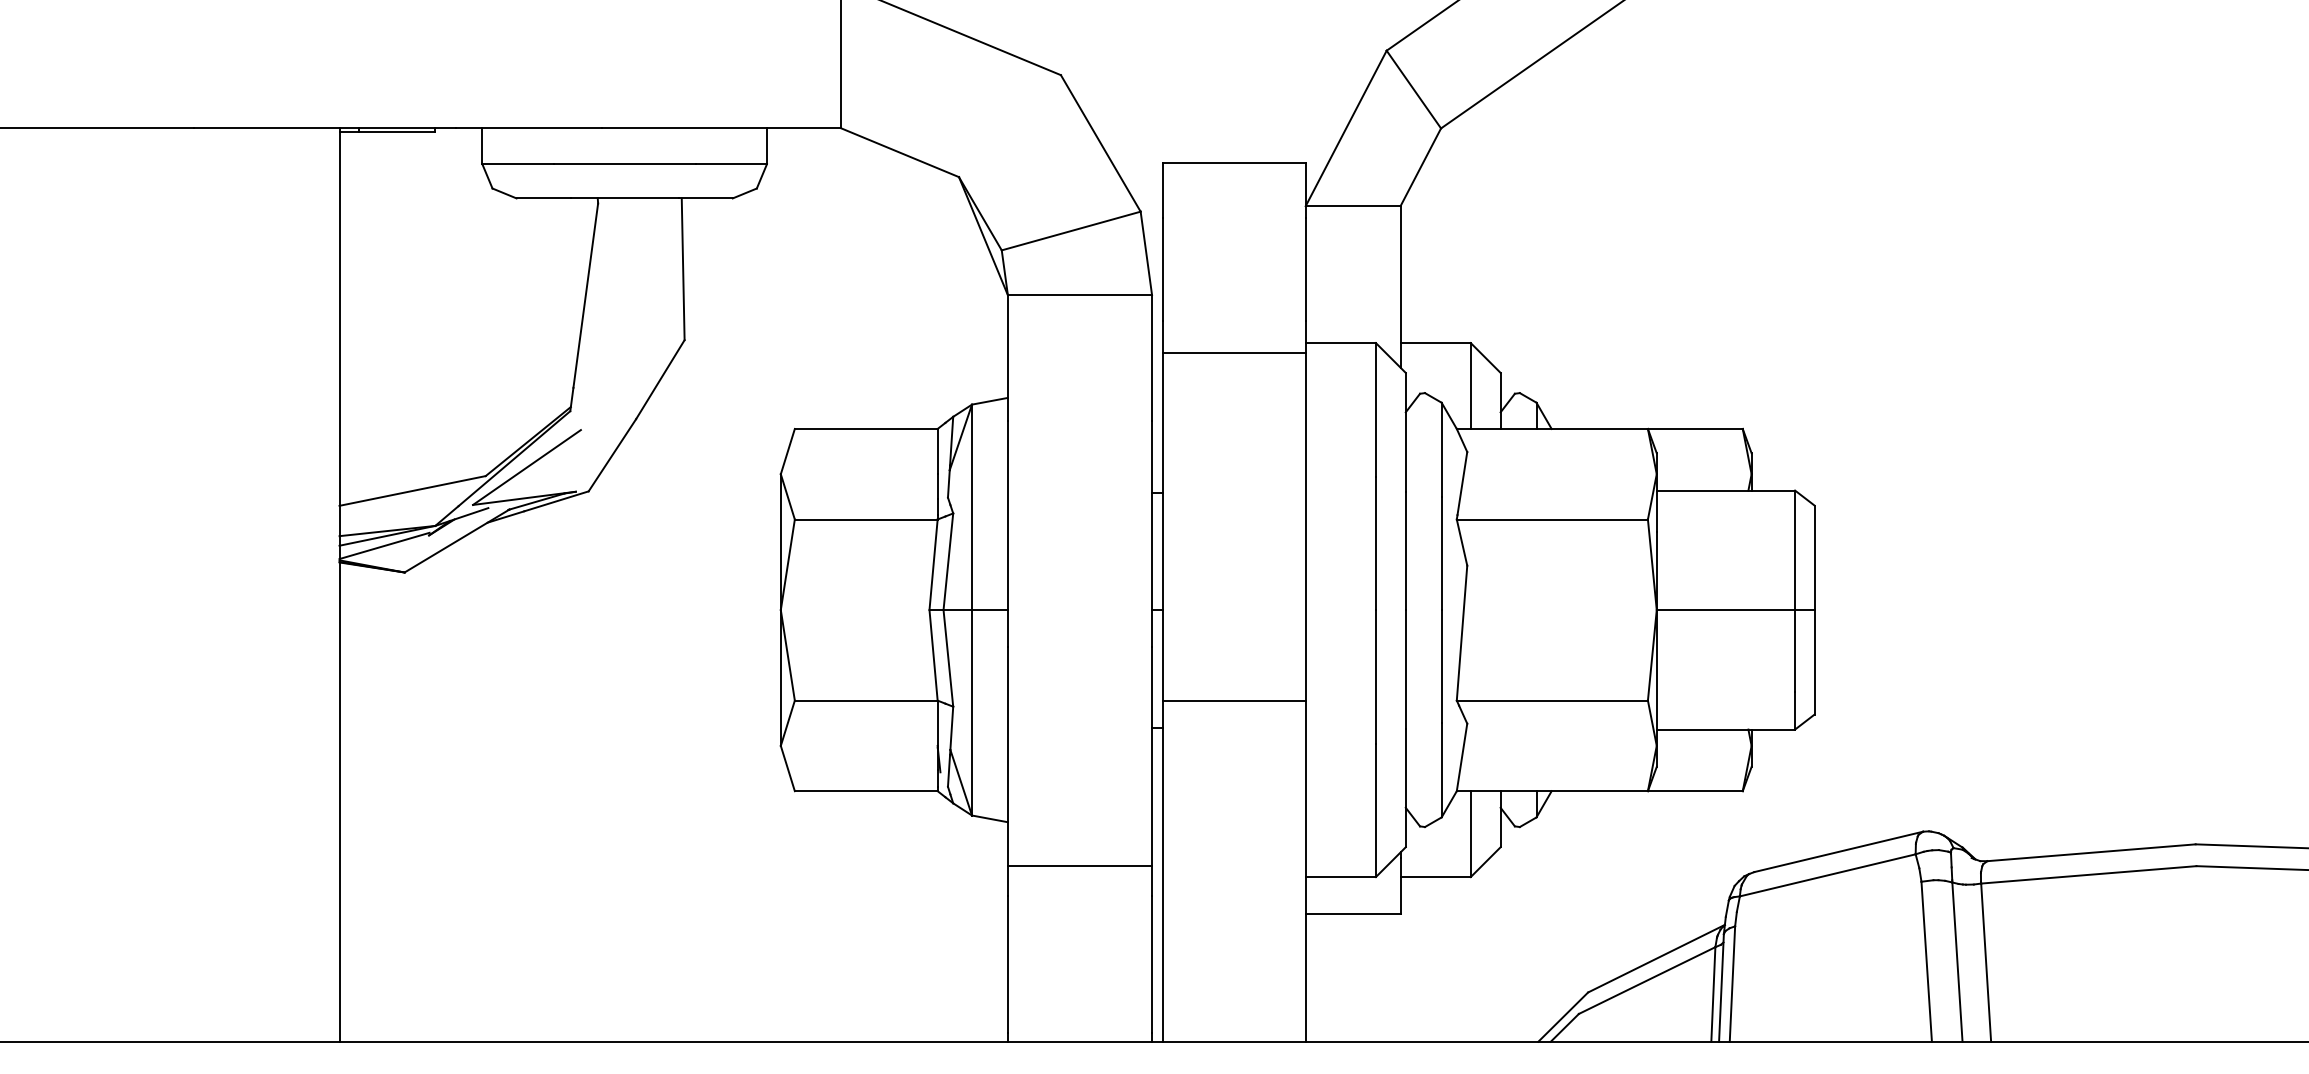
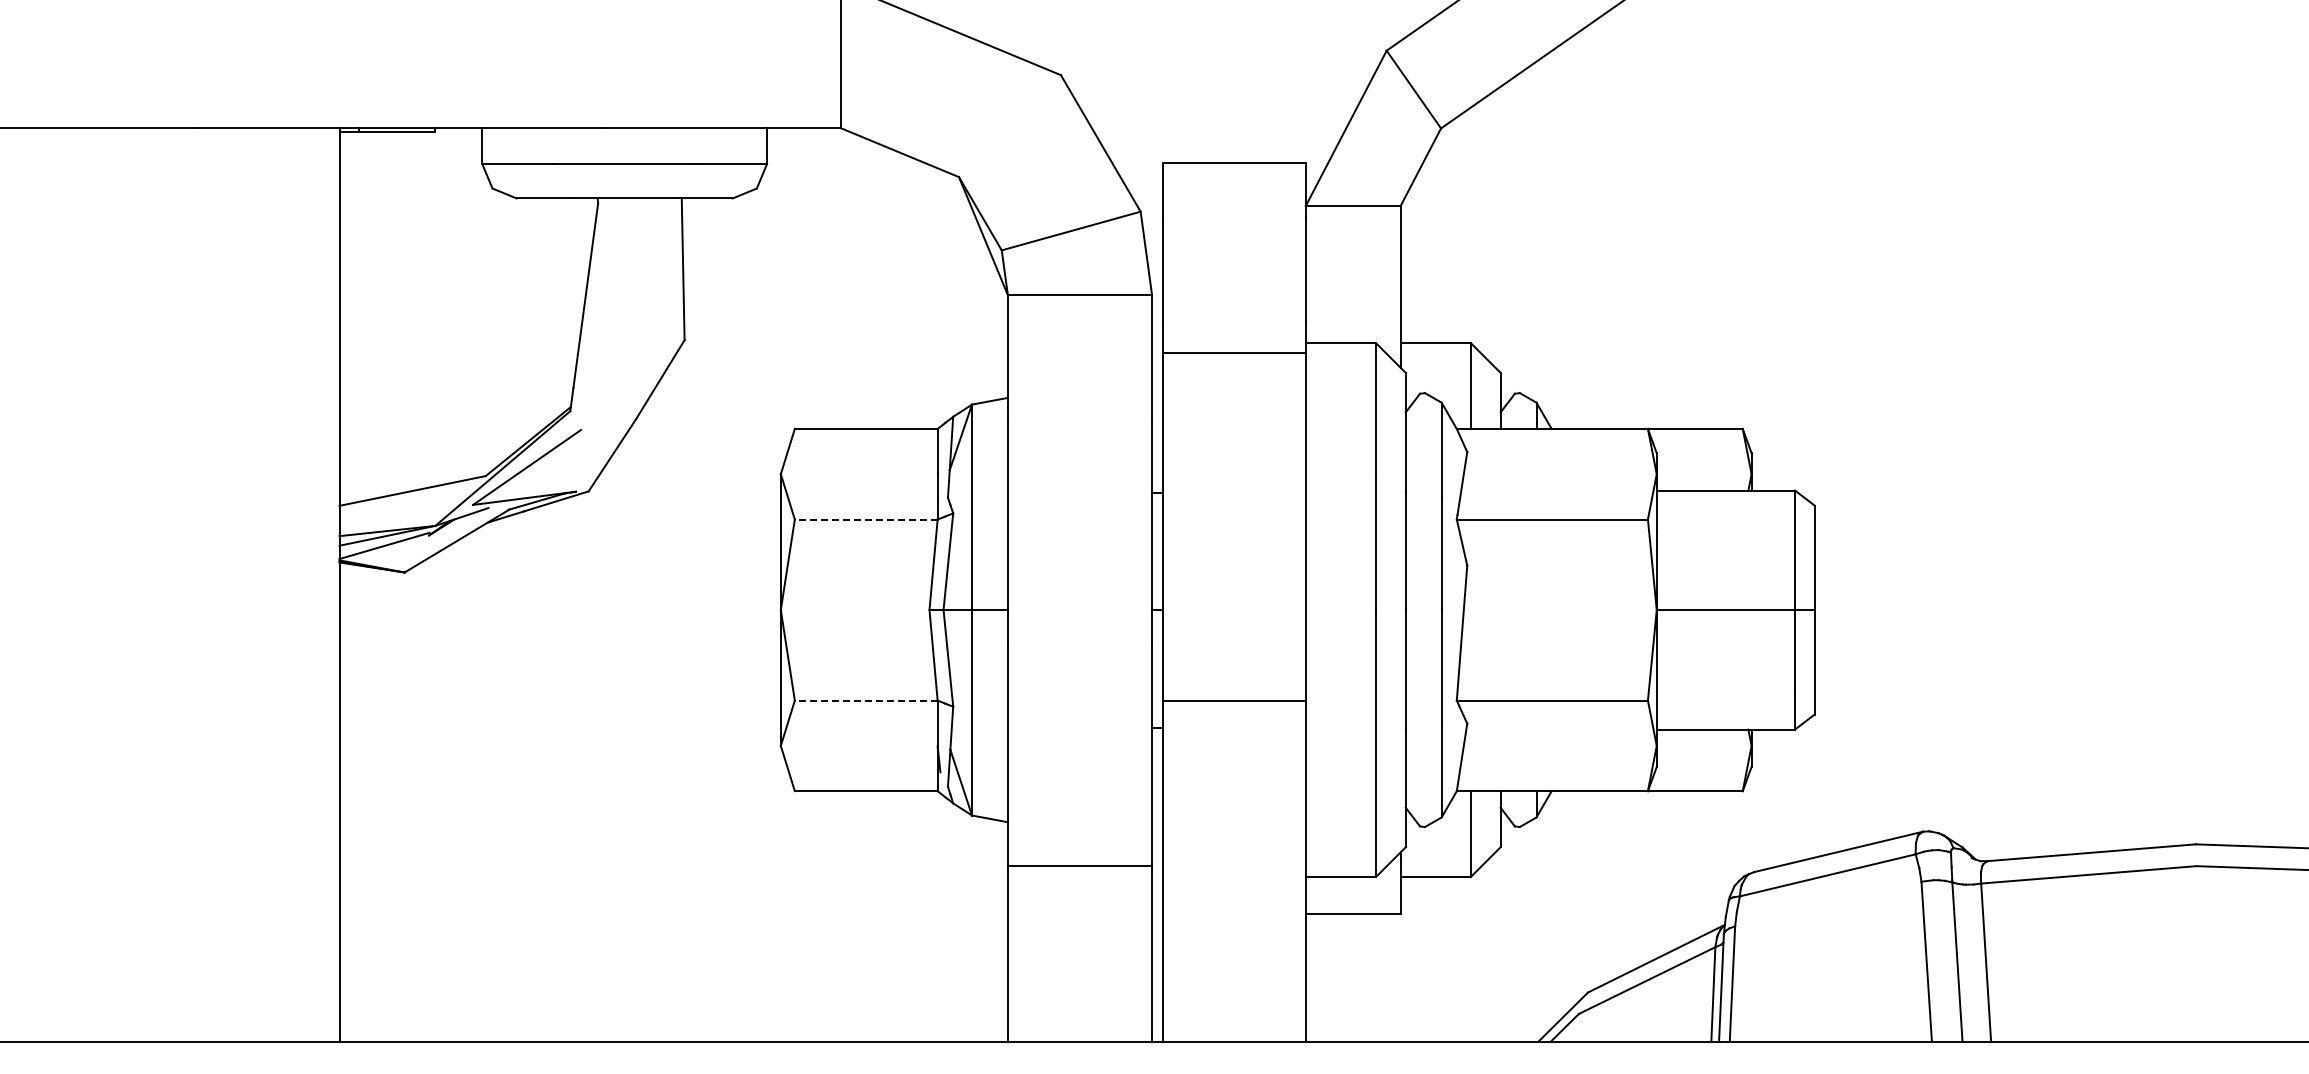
line: solid -> dashed (865, 519)
line: solid -> dashed (865, 700)
